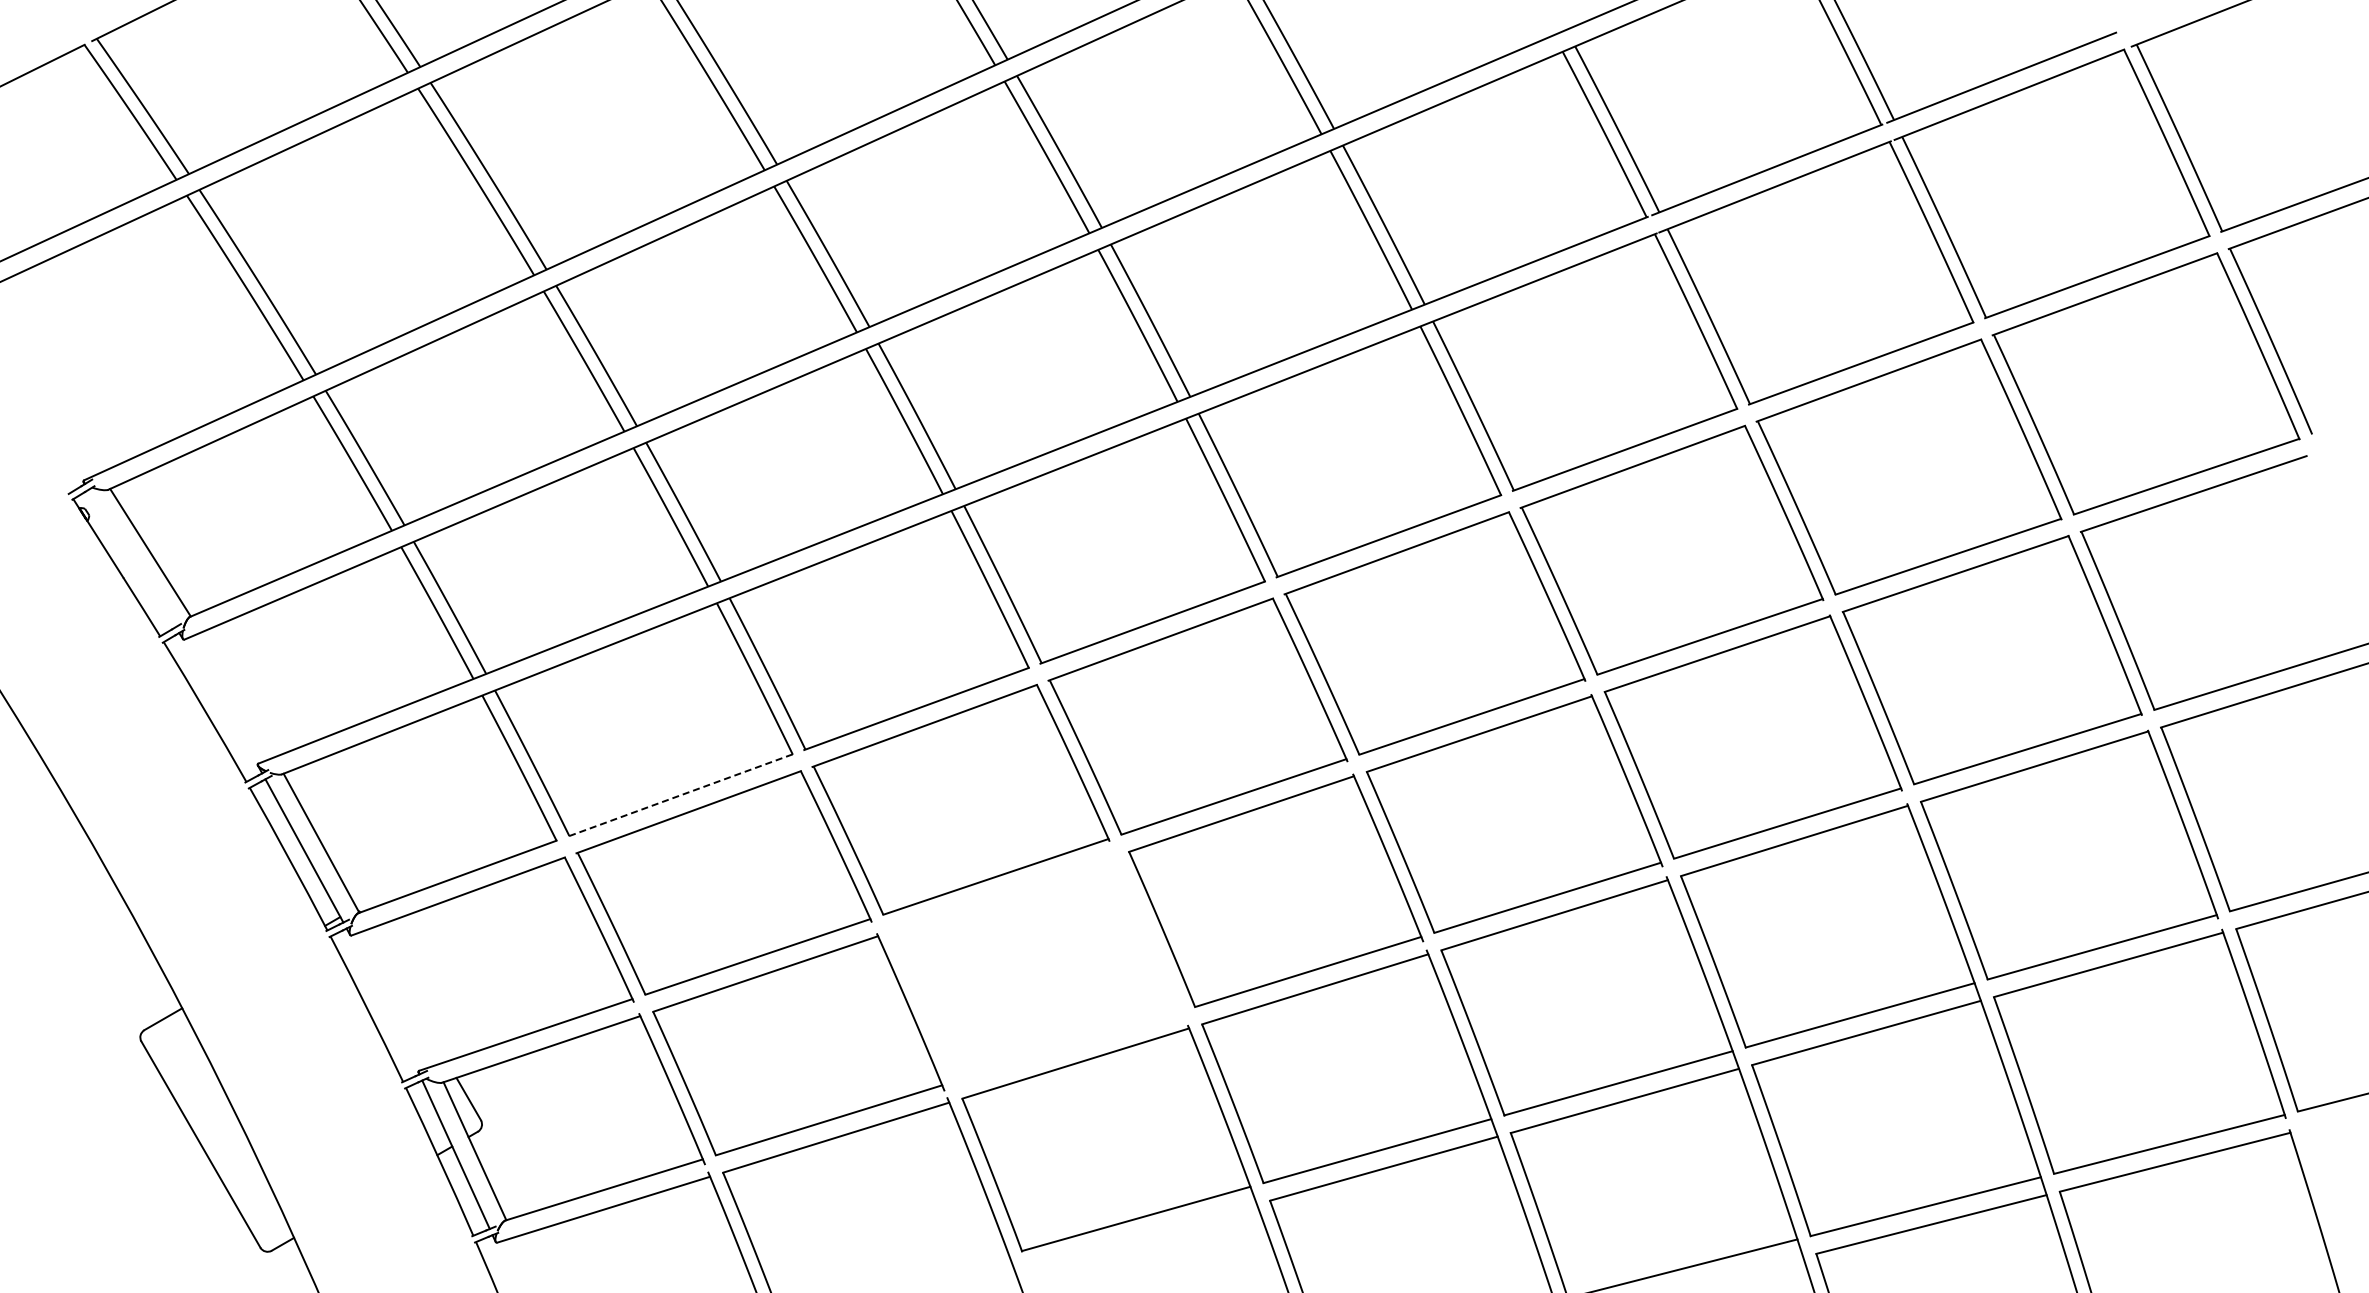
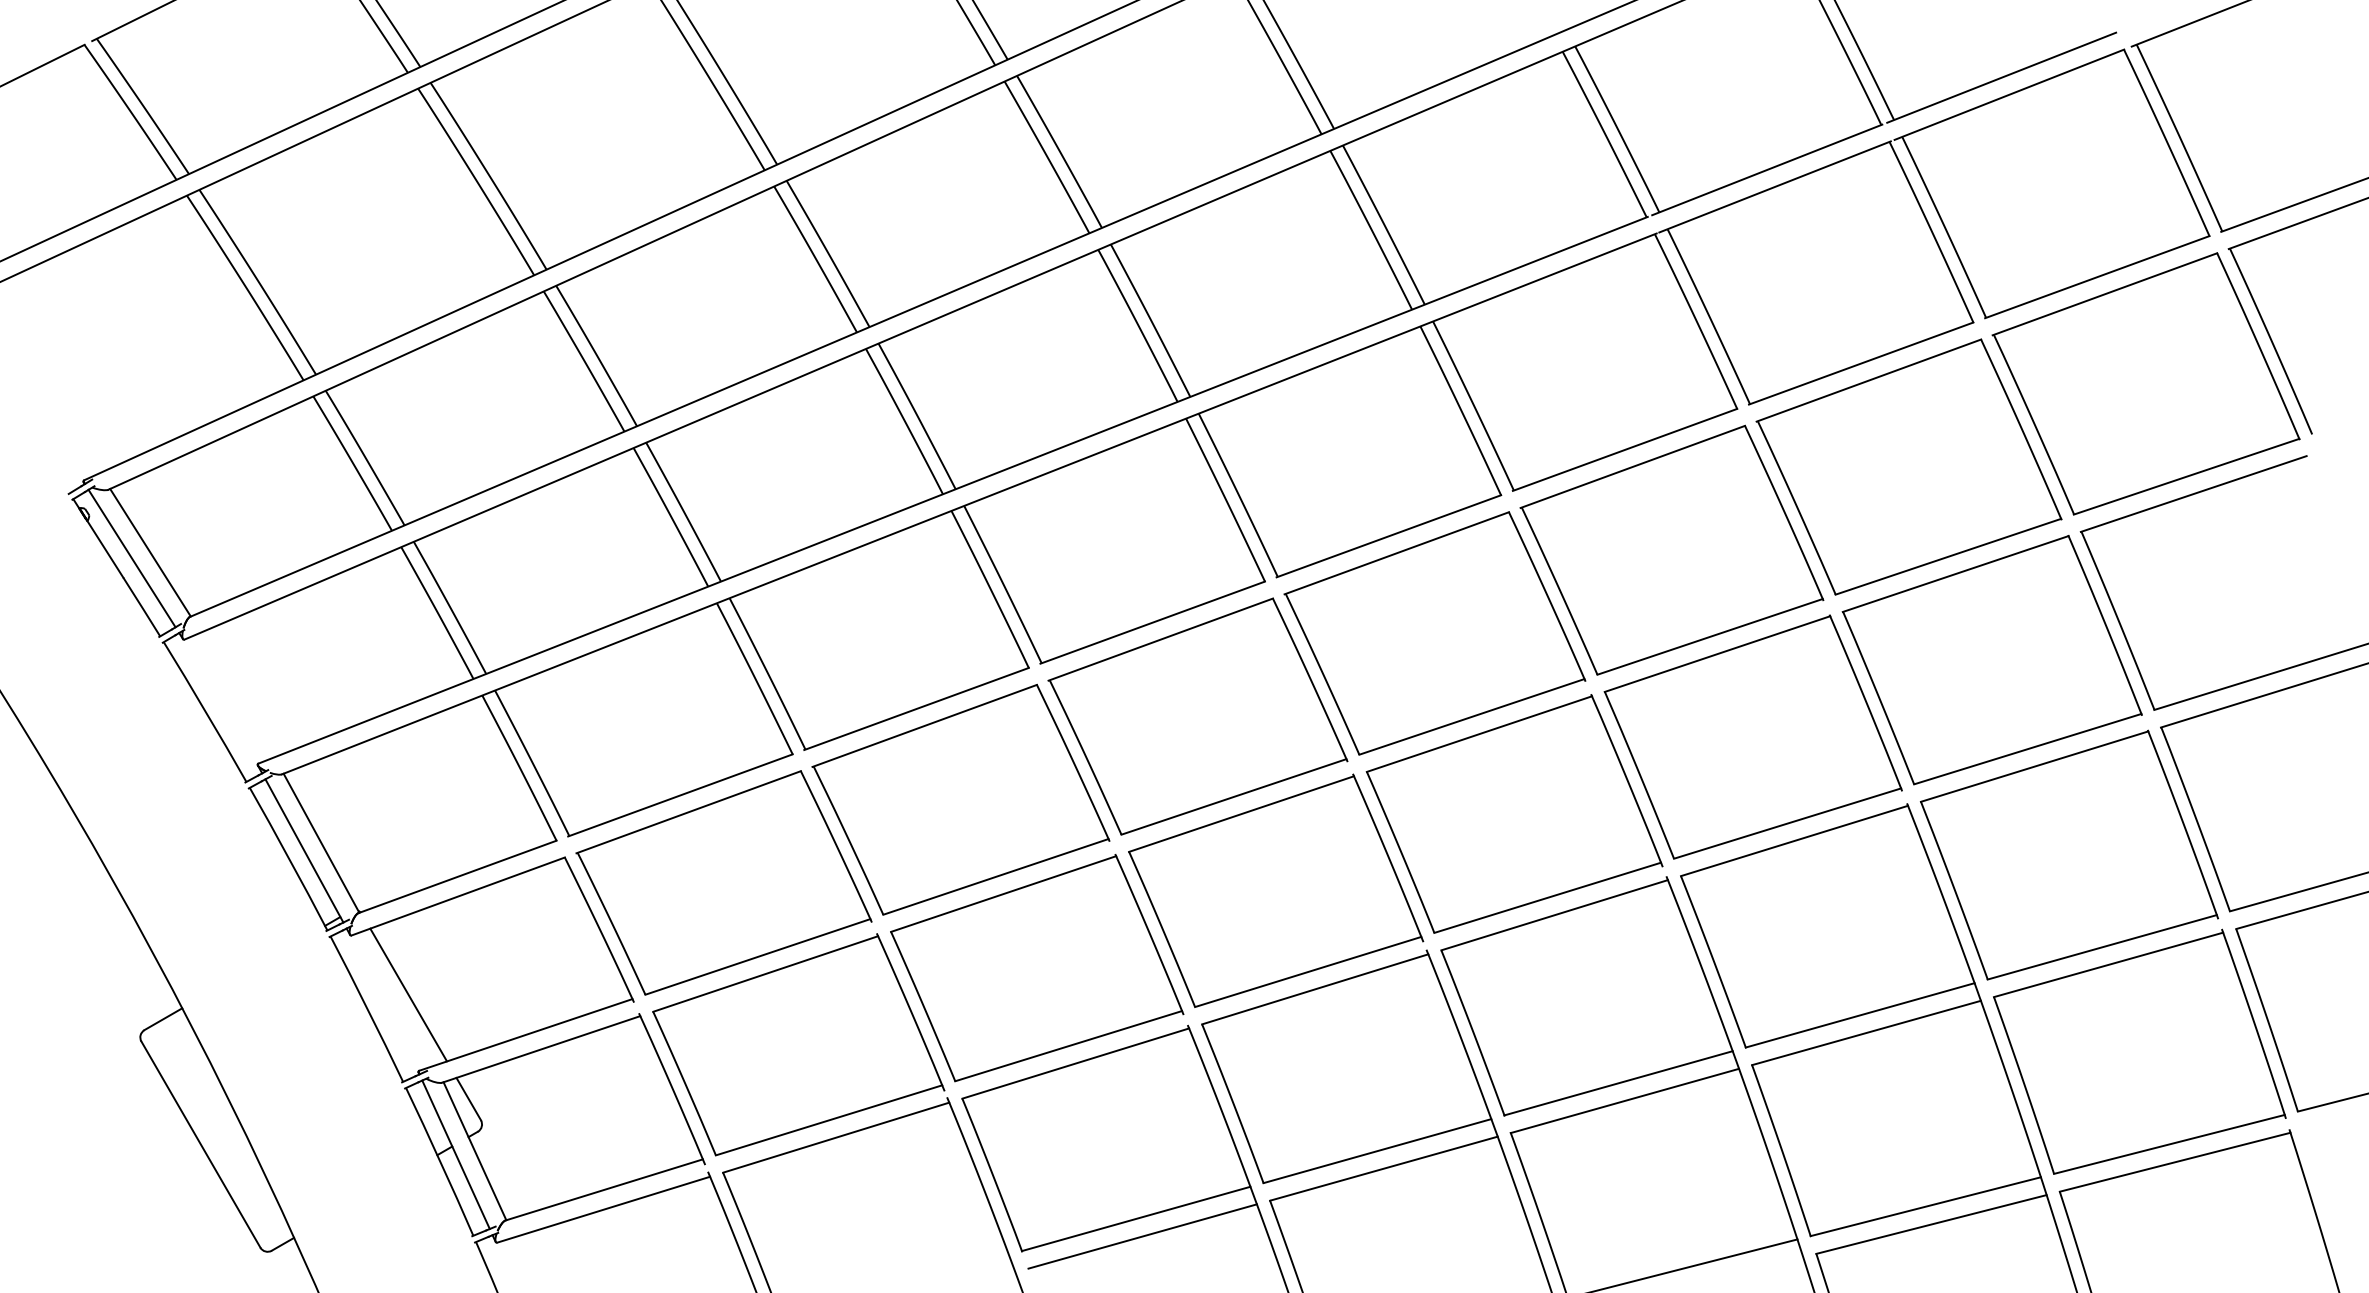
line: none -> present (131, 558)
line: dashed -> solid (680, 795)
part: none -> present (1037, 968)
line: none -> present (408, 994)
line: none -> present (1142, 1236)
